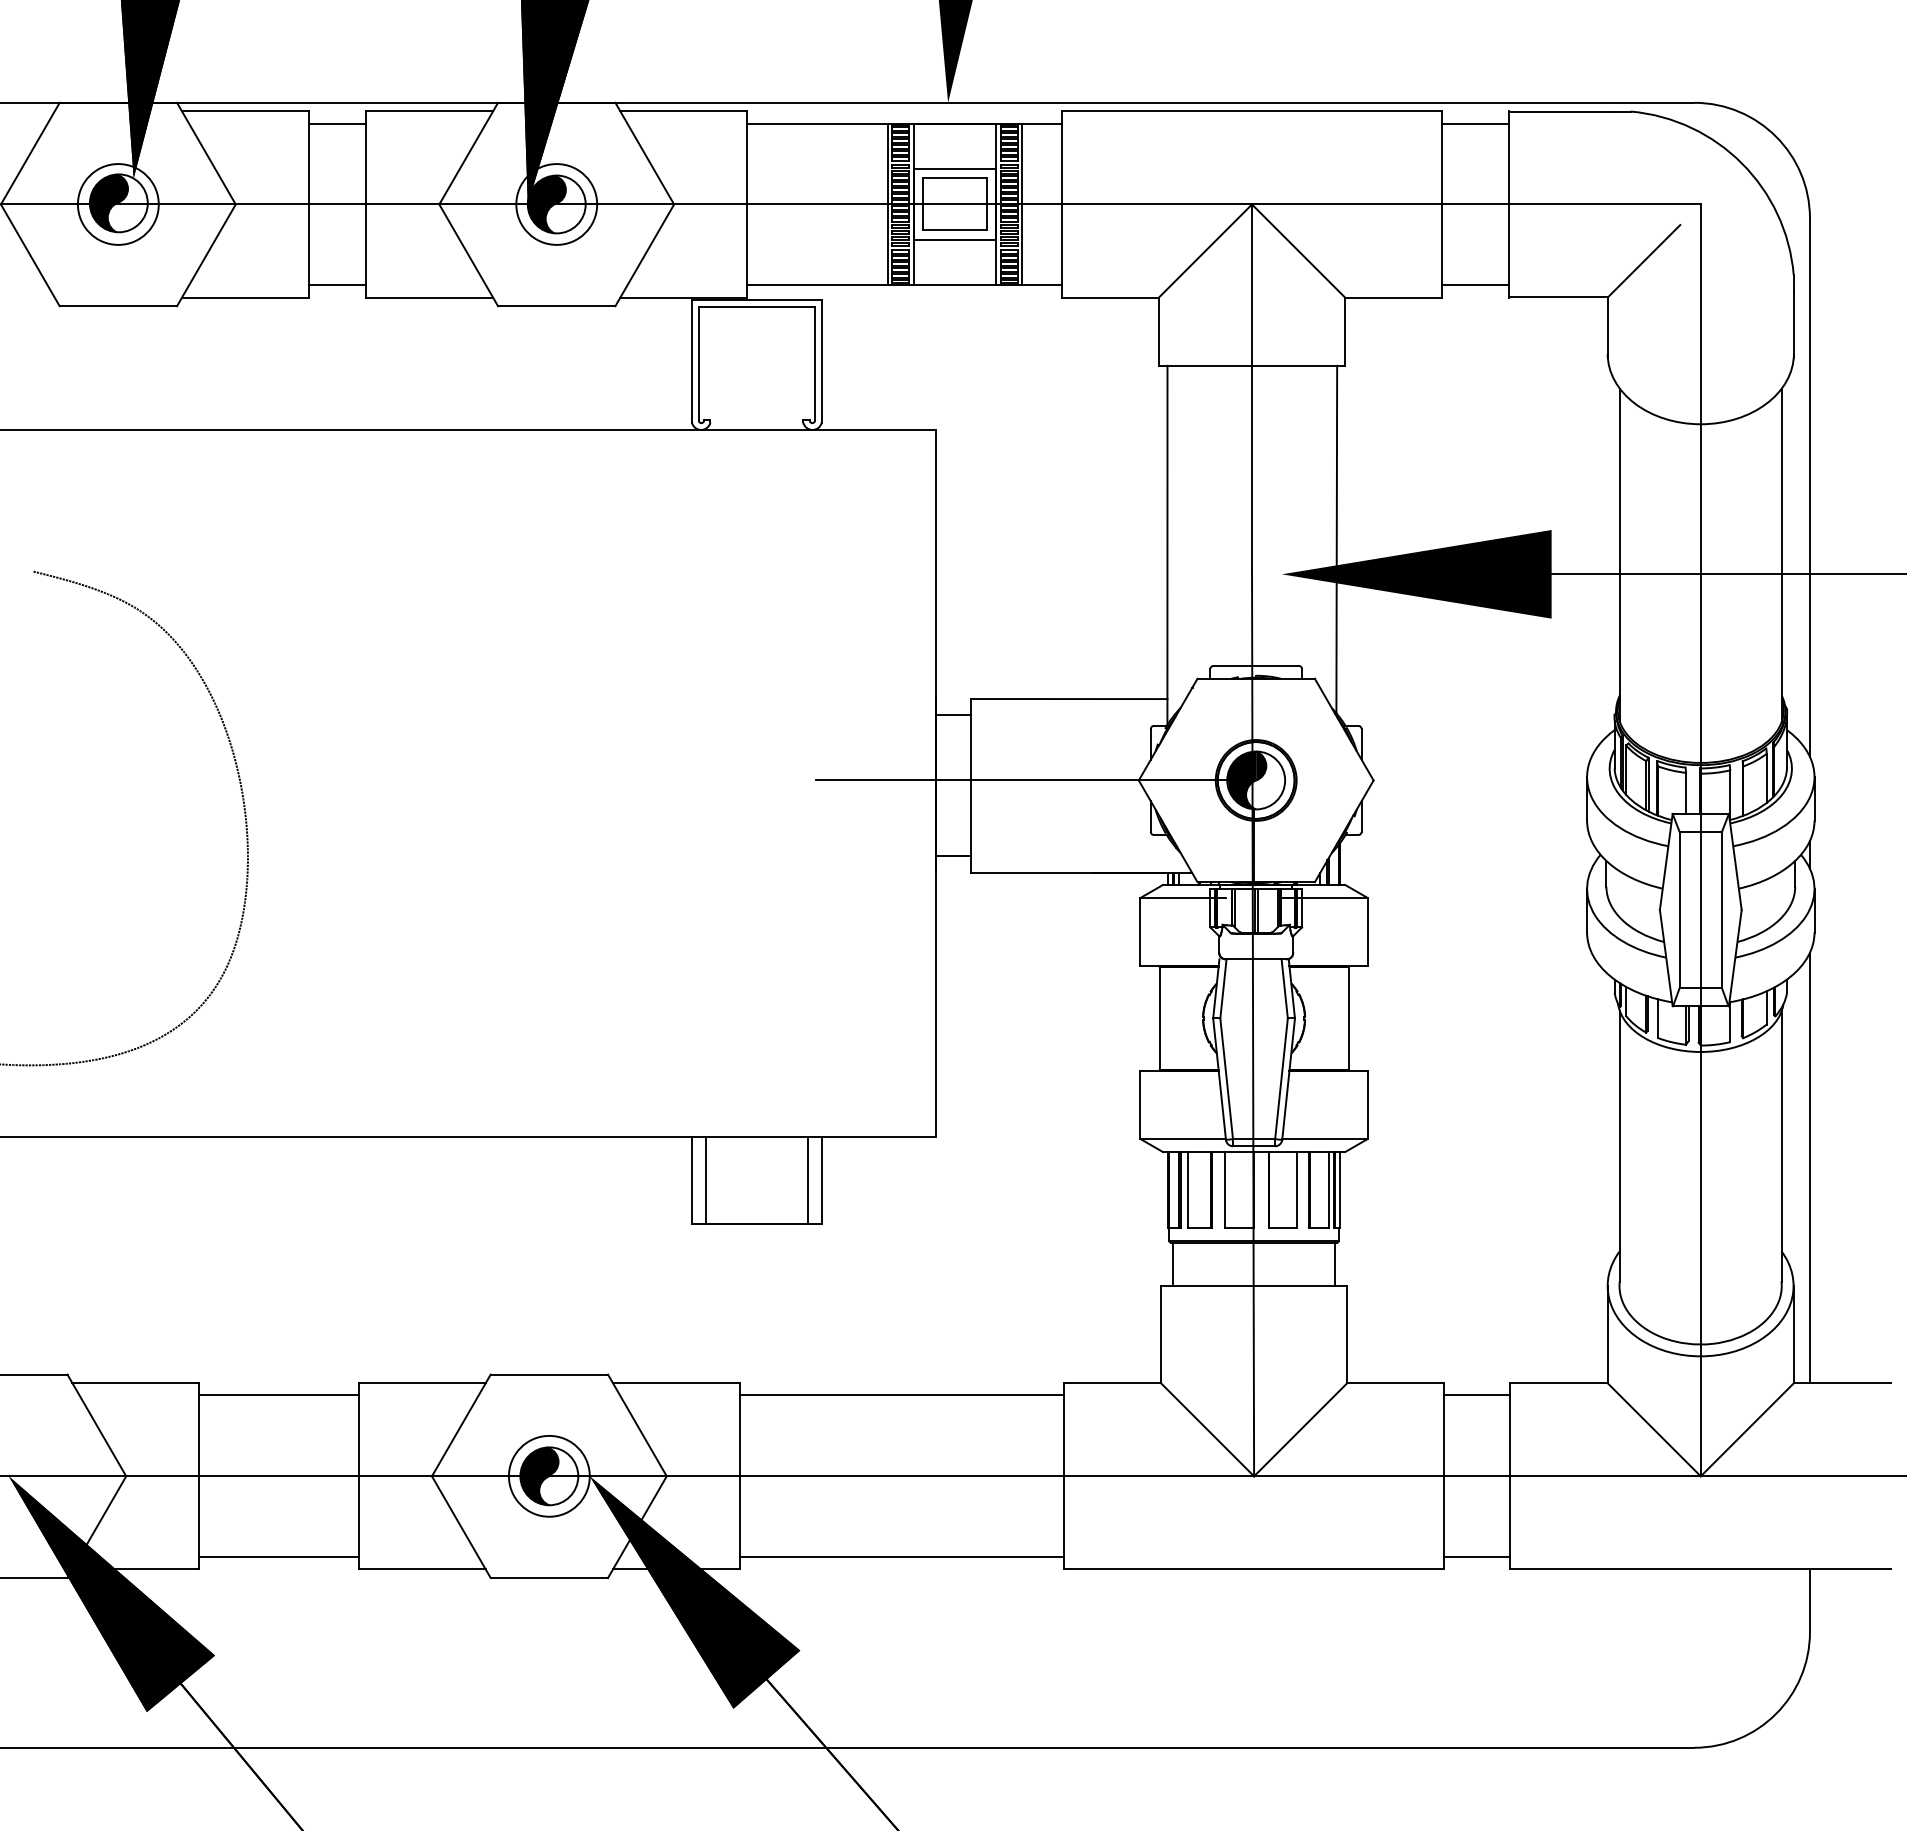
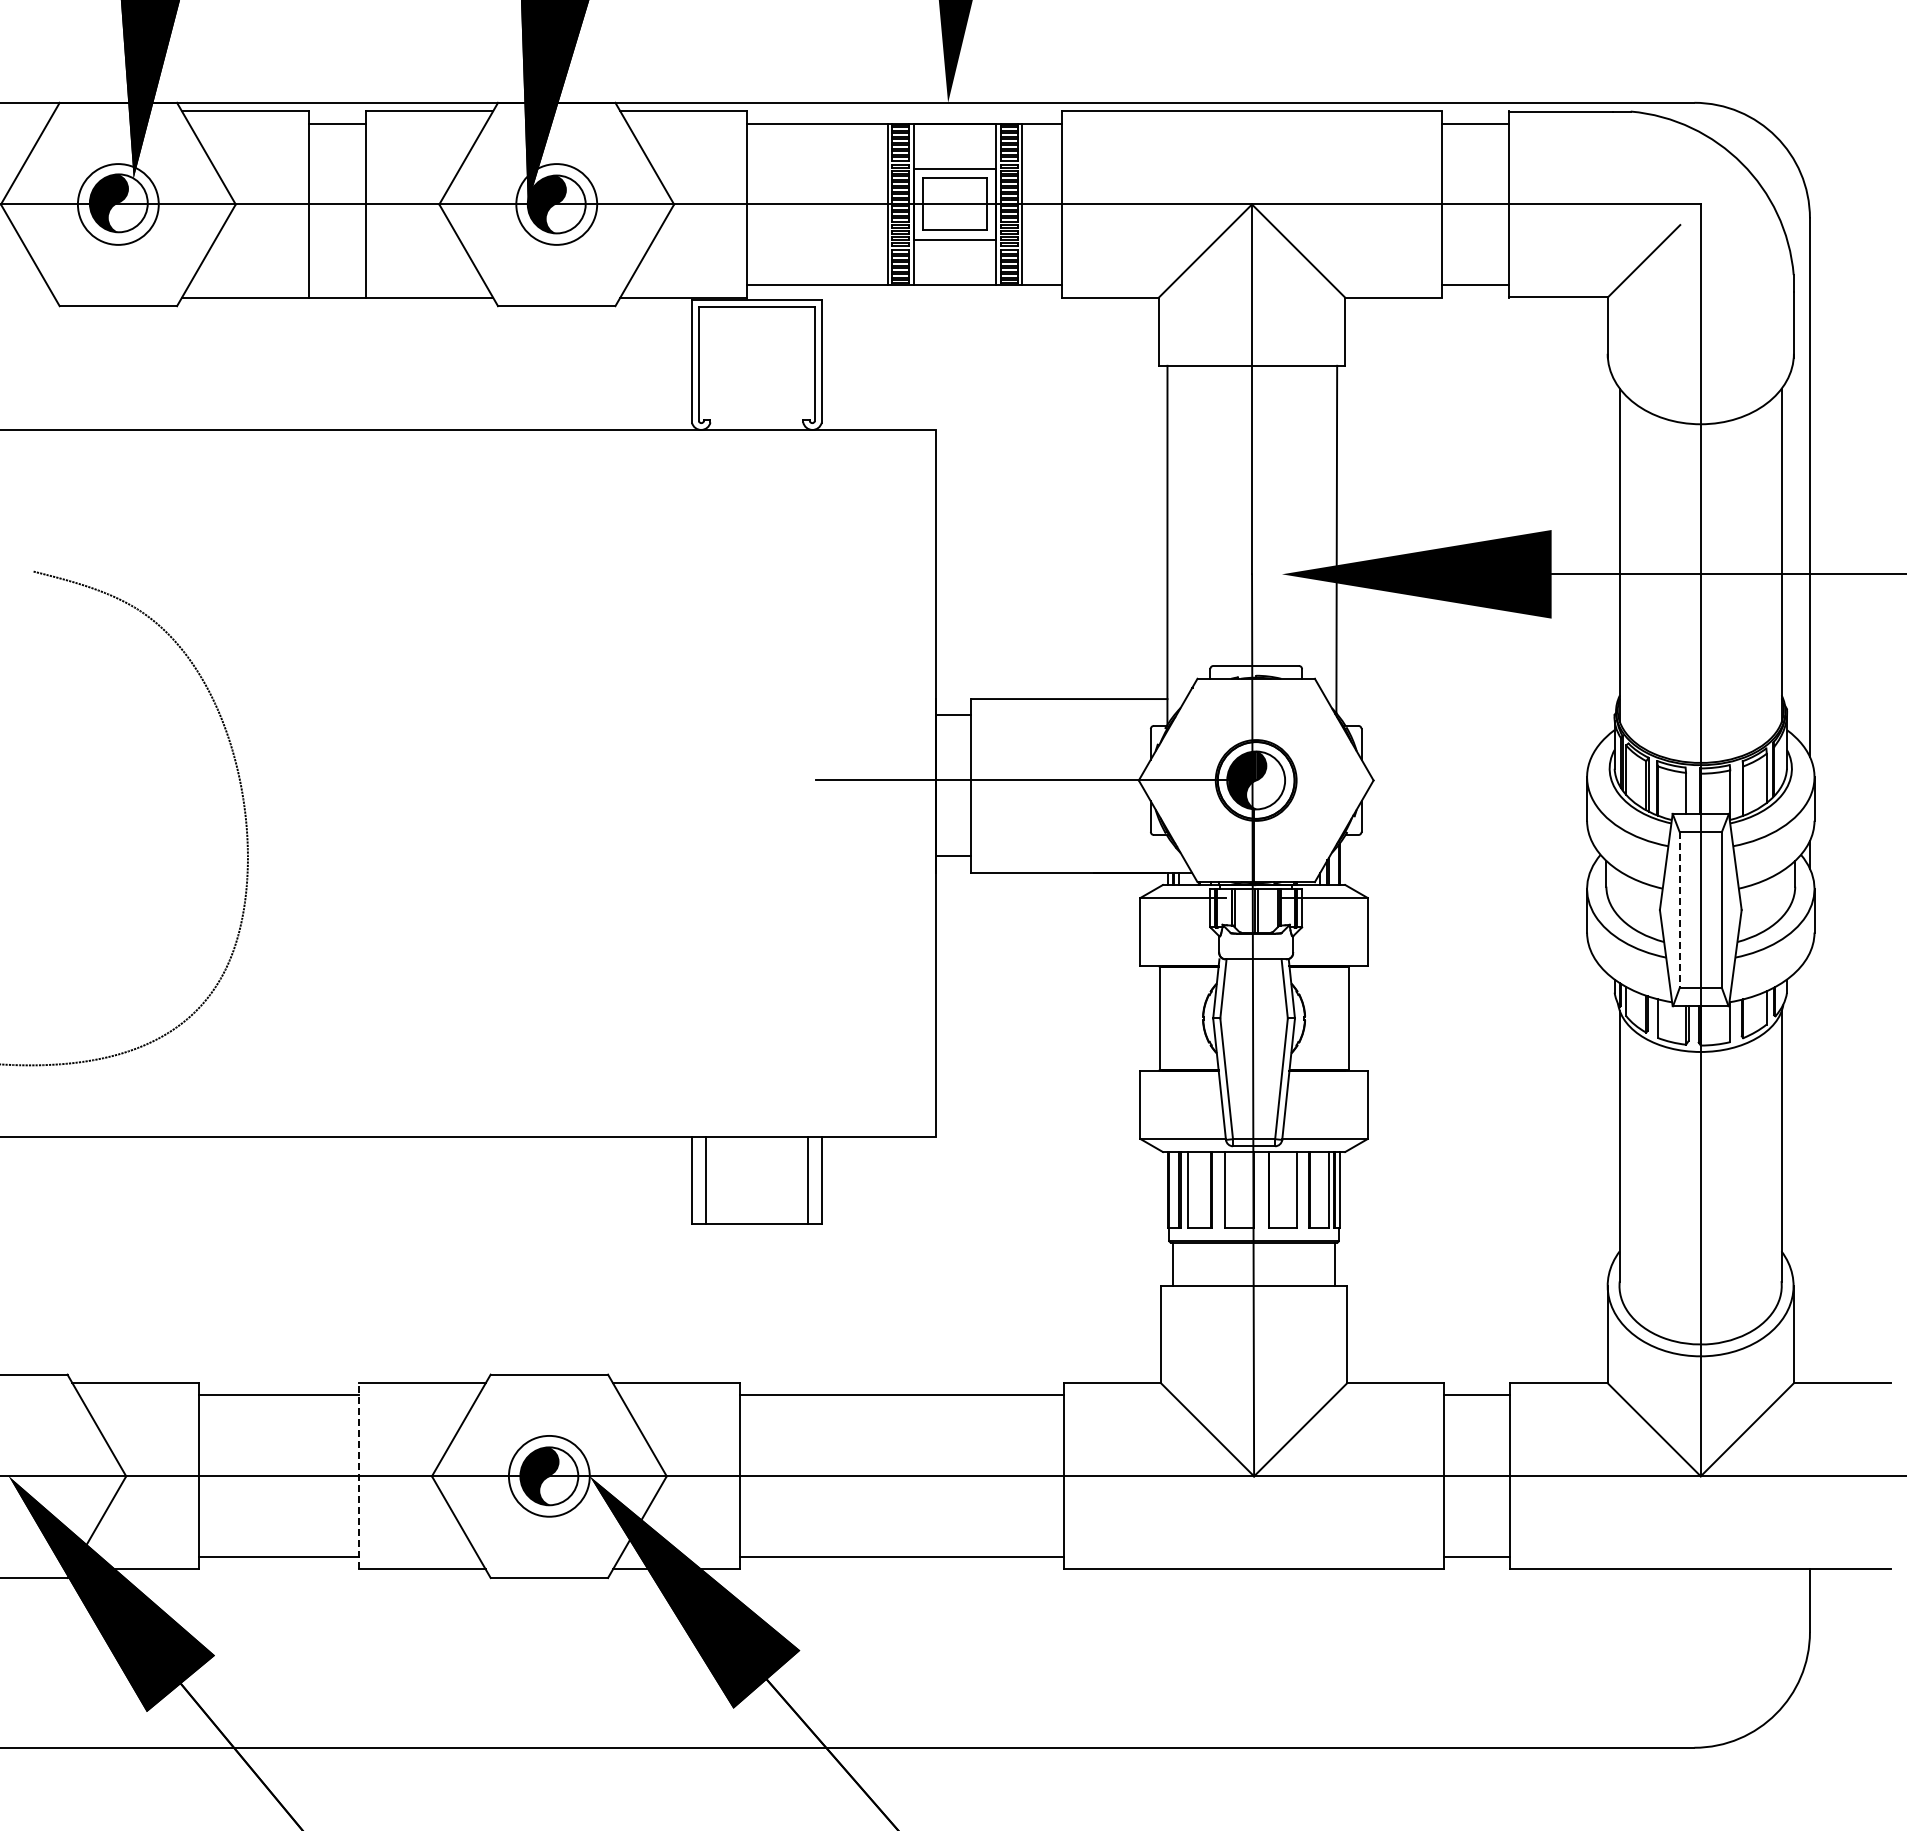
line position: (337, 285) -> (337, 298) (337, 298)
line: solid -> dashed (1679, 910)
line: present -> none (1809, 1167)
line: solid -> dashed (359, 1475)
